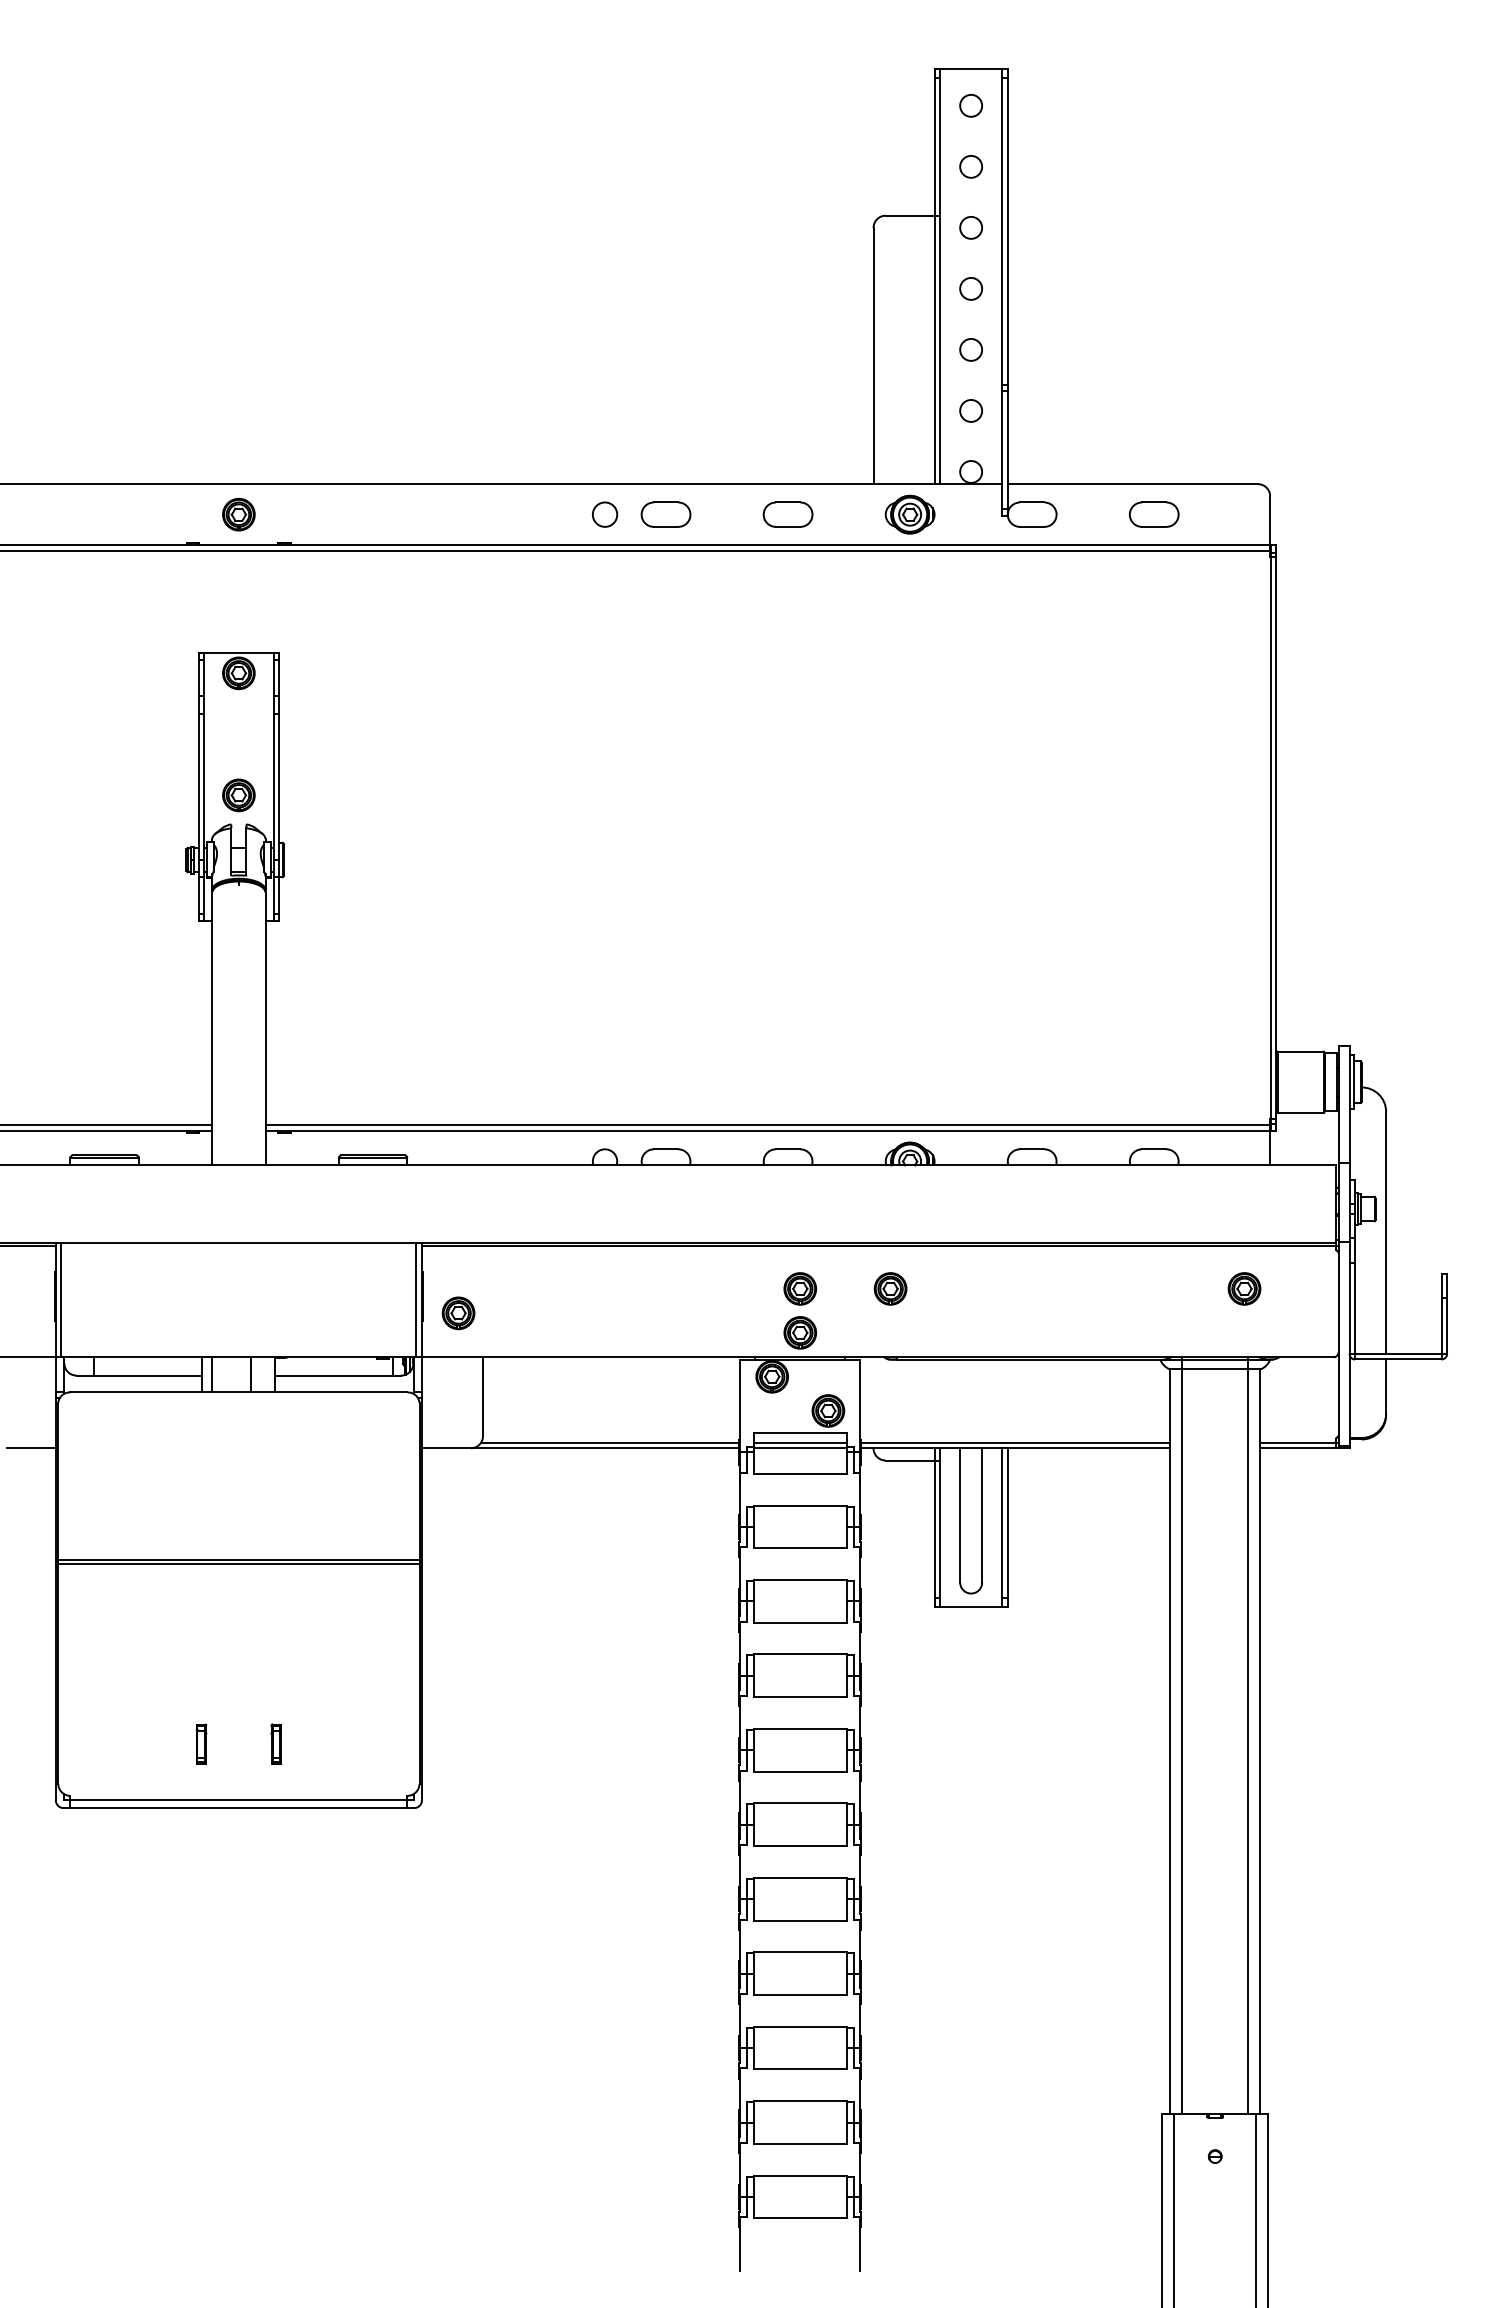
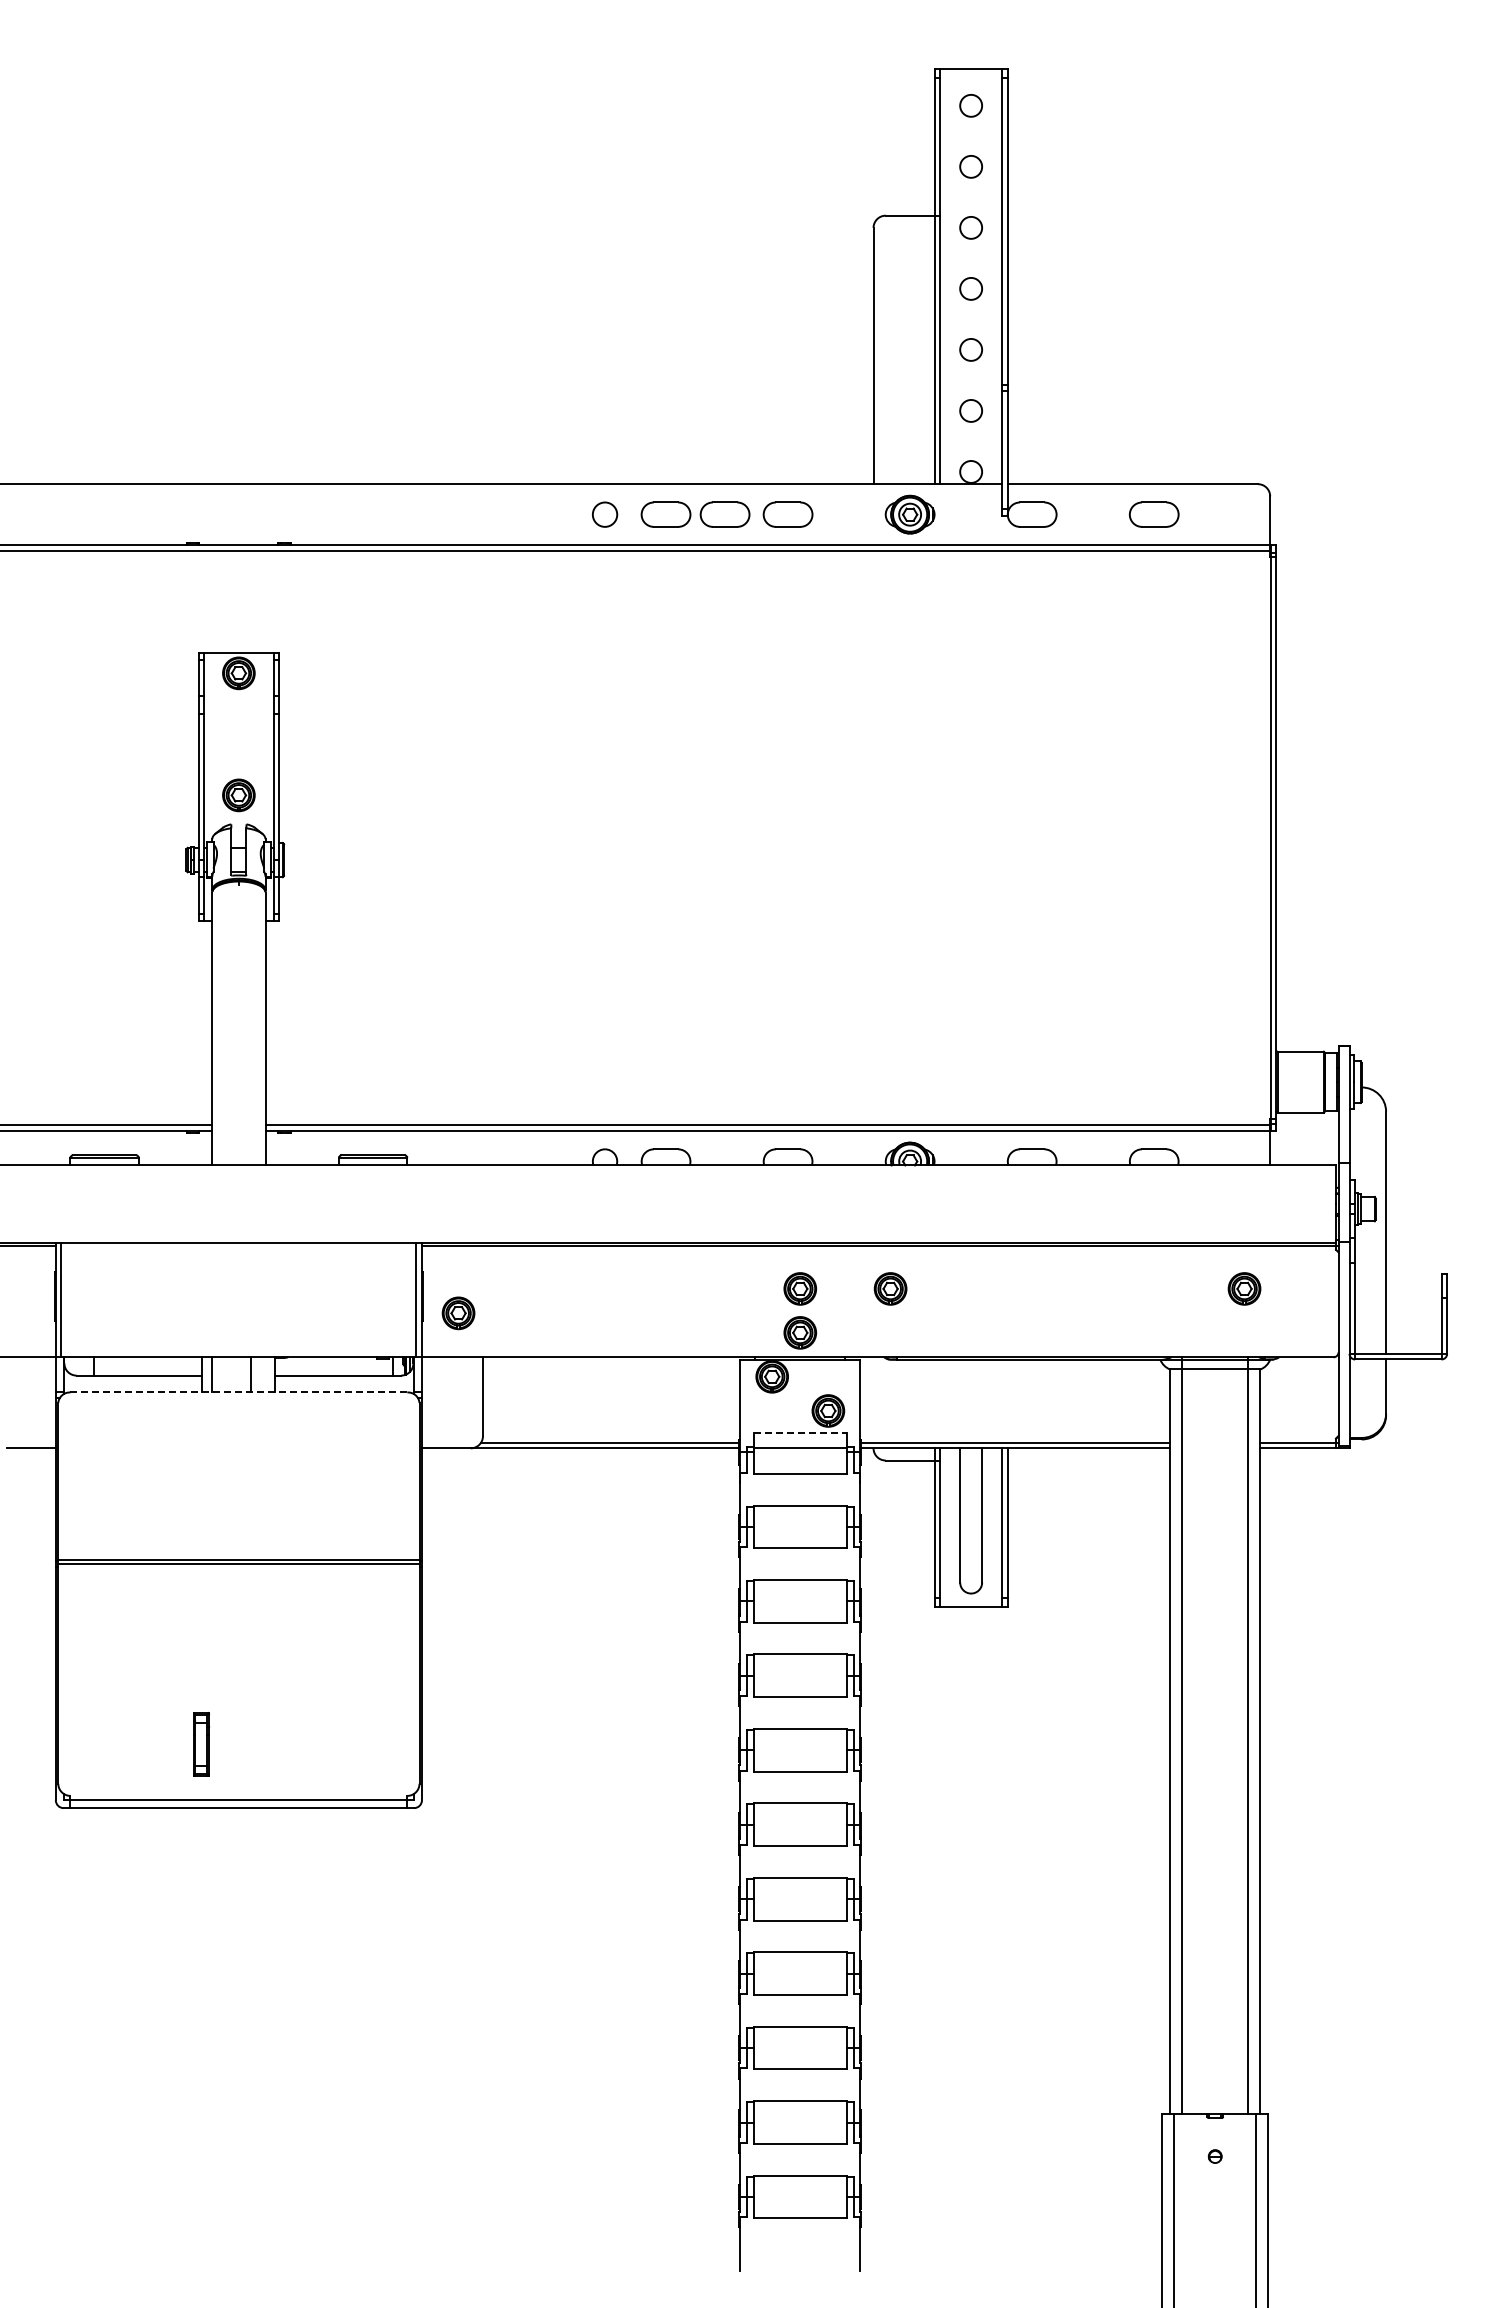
part: present -> none (238, 514)
part: none -> present (724, 514)
line: solid -> dashed (239, 1392)
line: solid -> dashed (800, 1432)
line: present -> none (799, 1442)
part size: 13x42 px -> 18x65 px (201, 1744)
part: present -> none (275, 1743)
